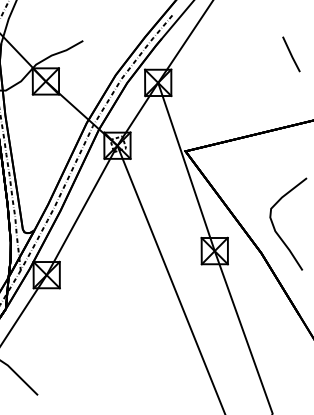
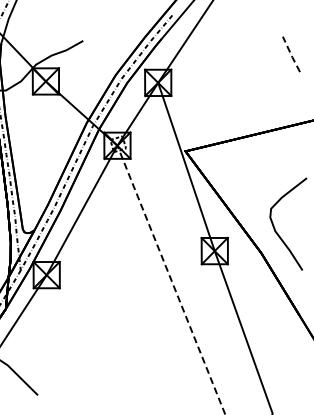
line: solid -> dashed (291, 54)
line: solid -> dashed (171, 280)
